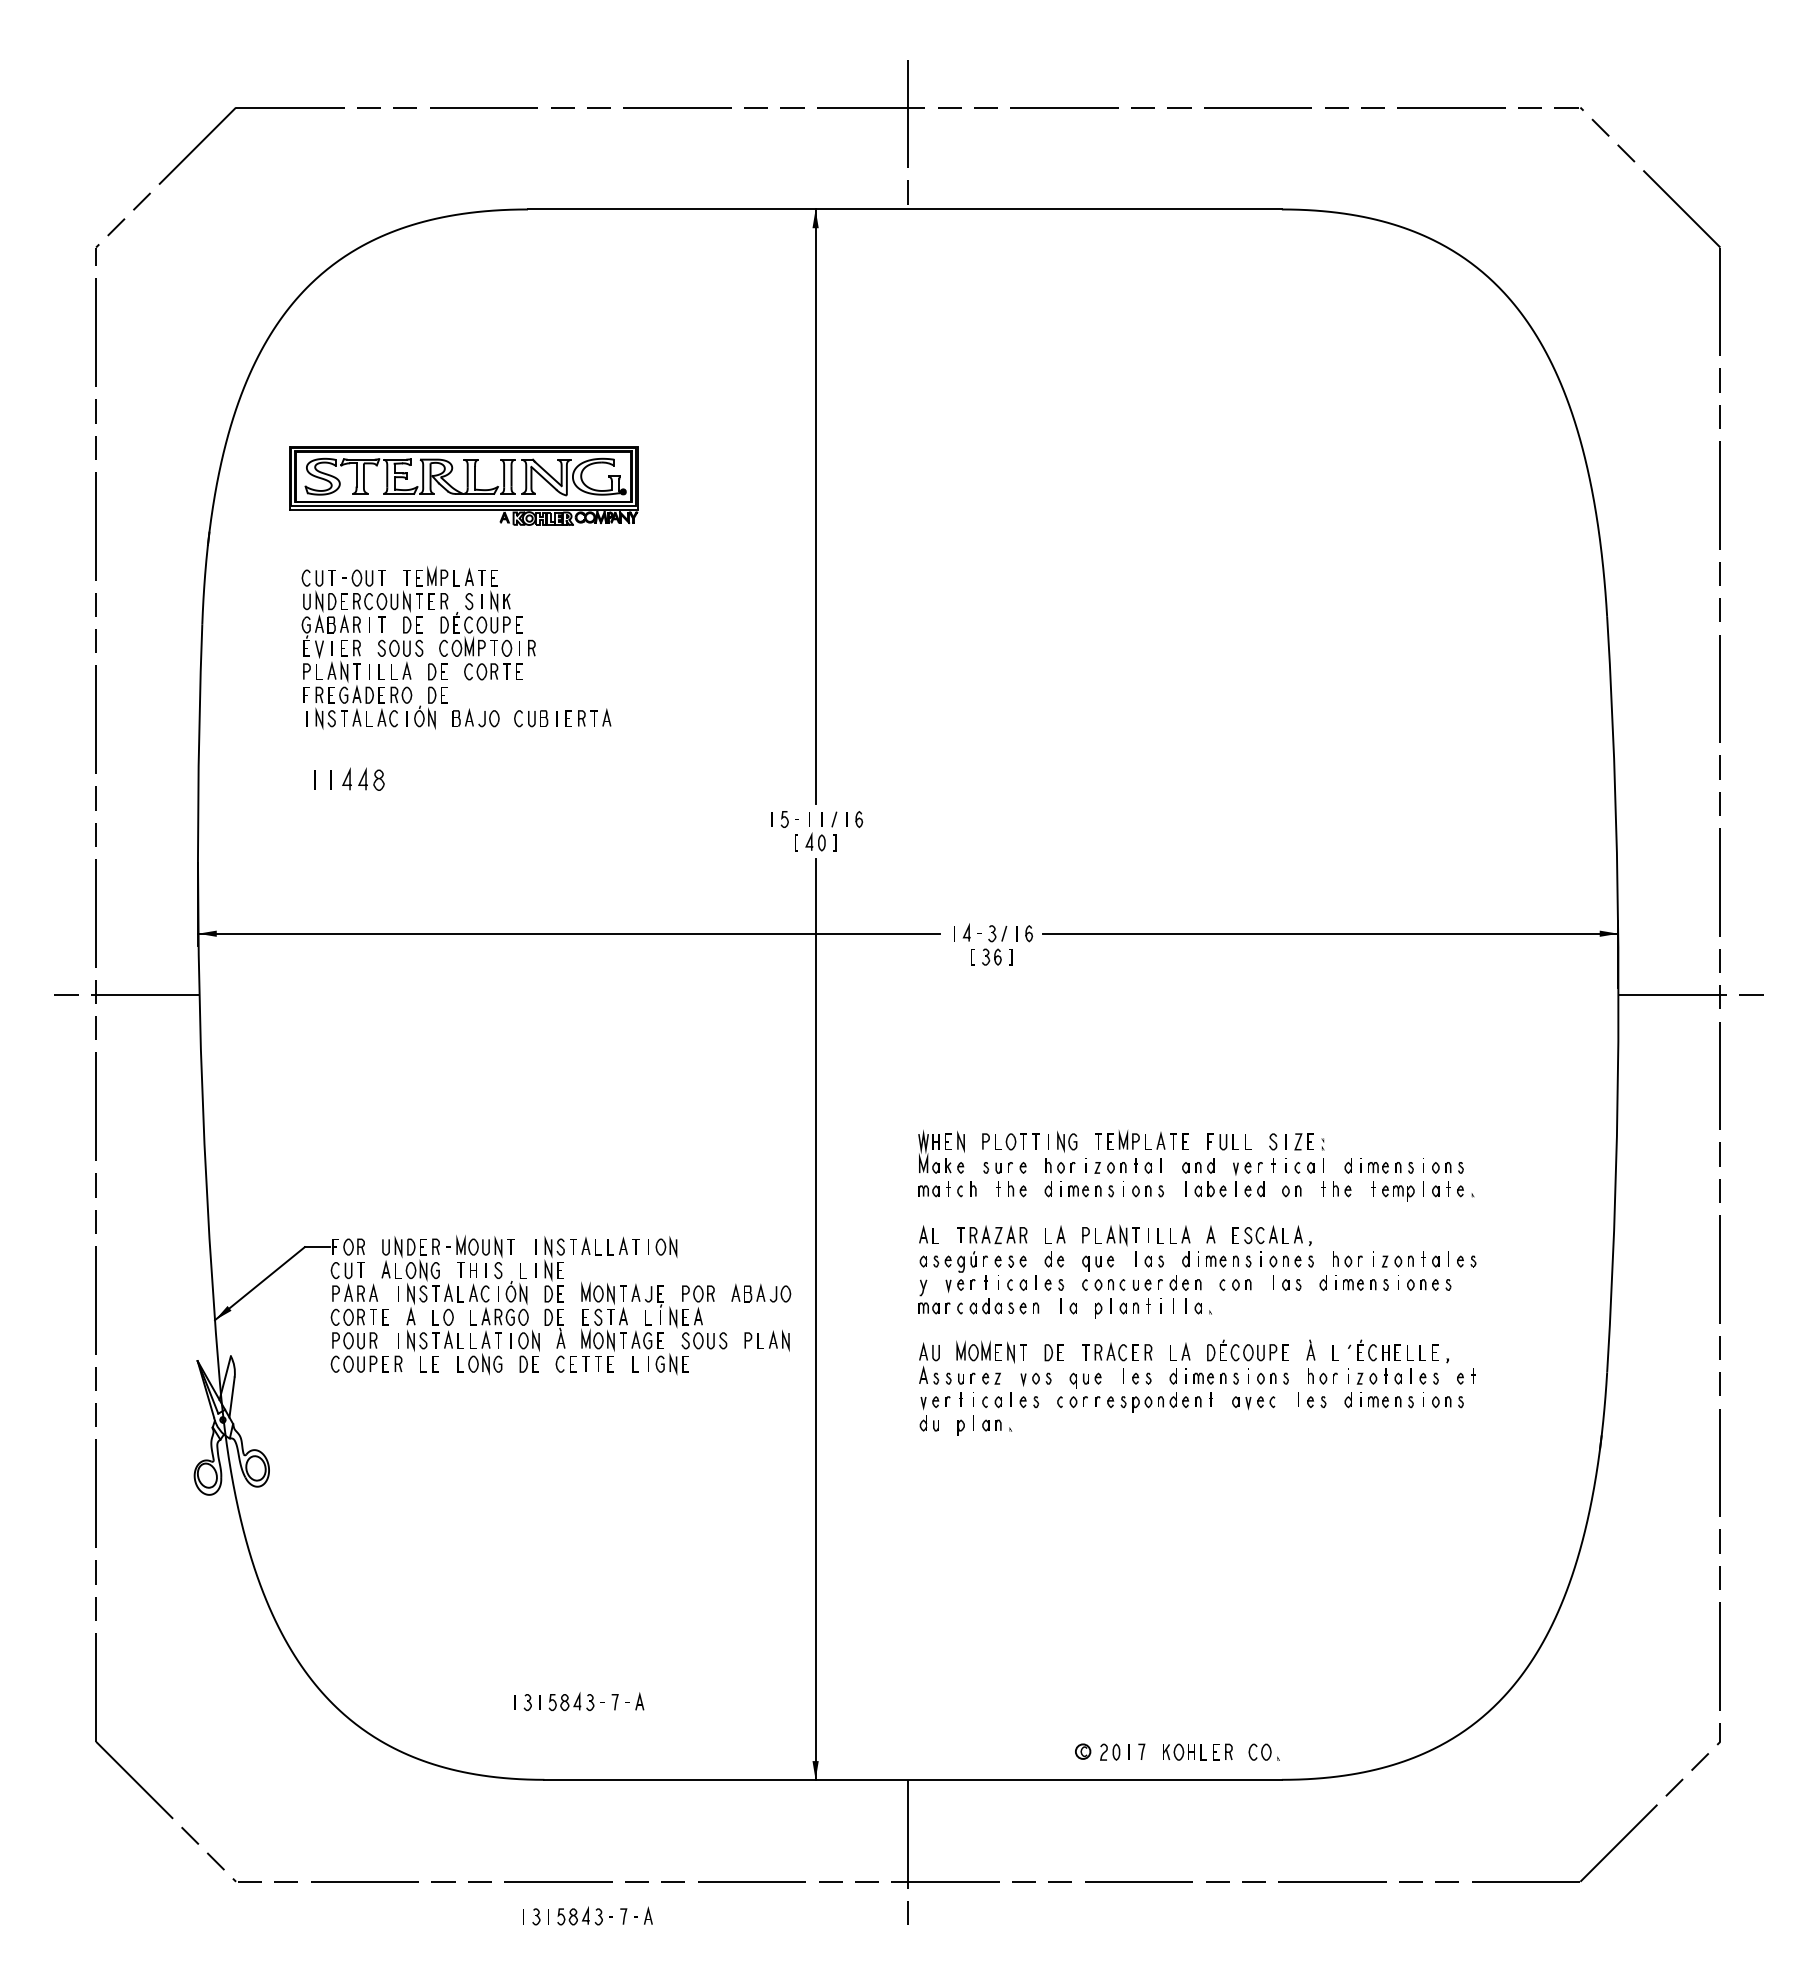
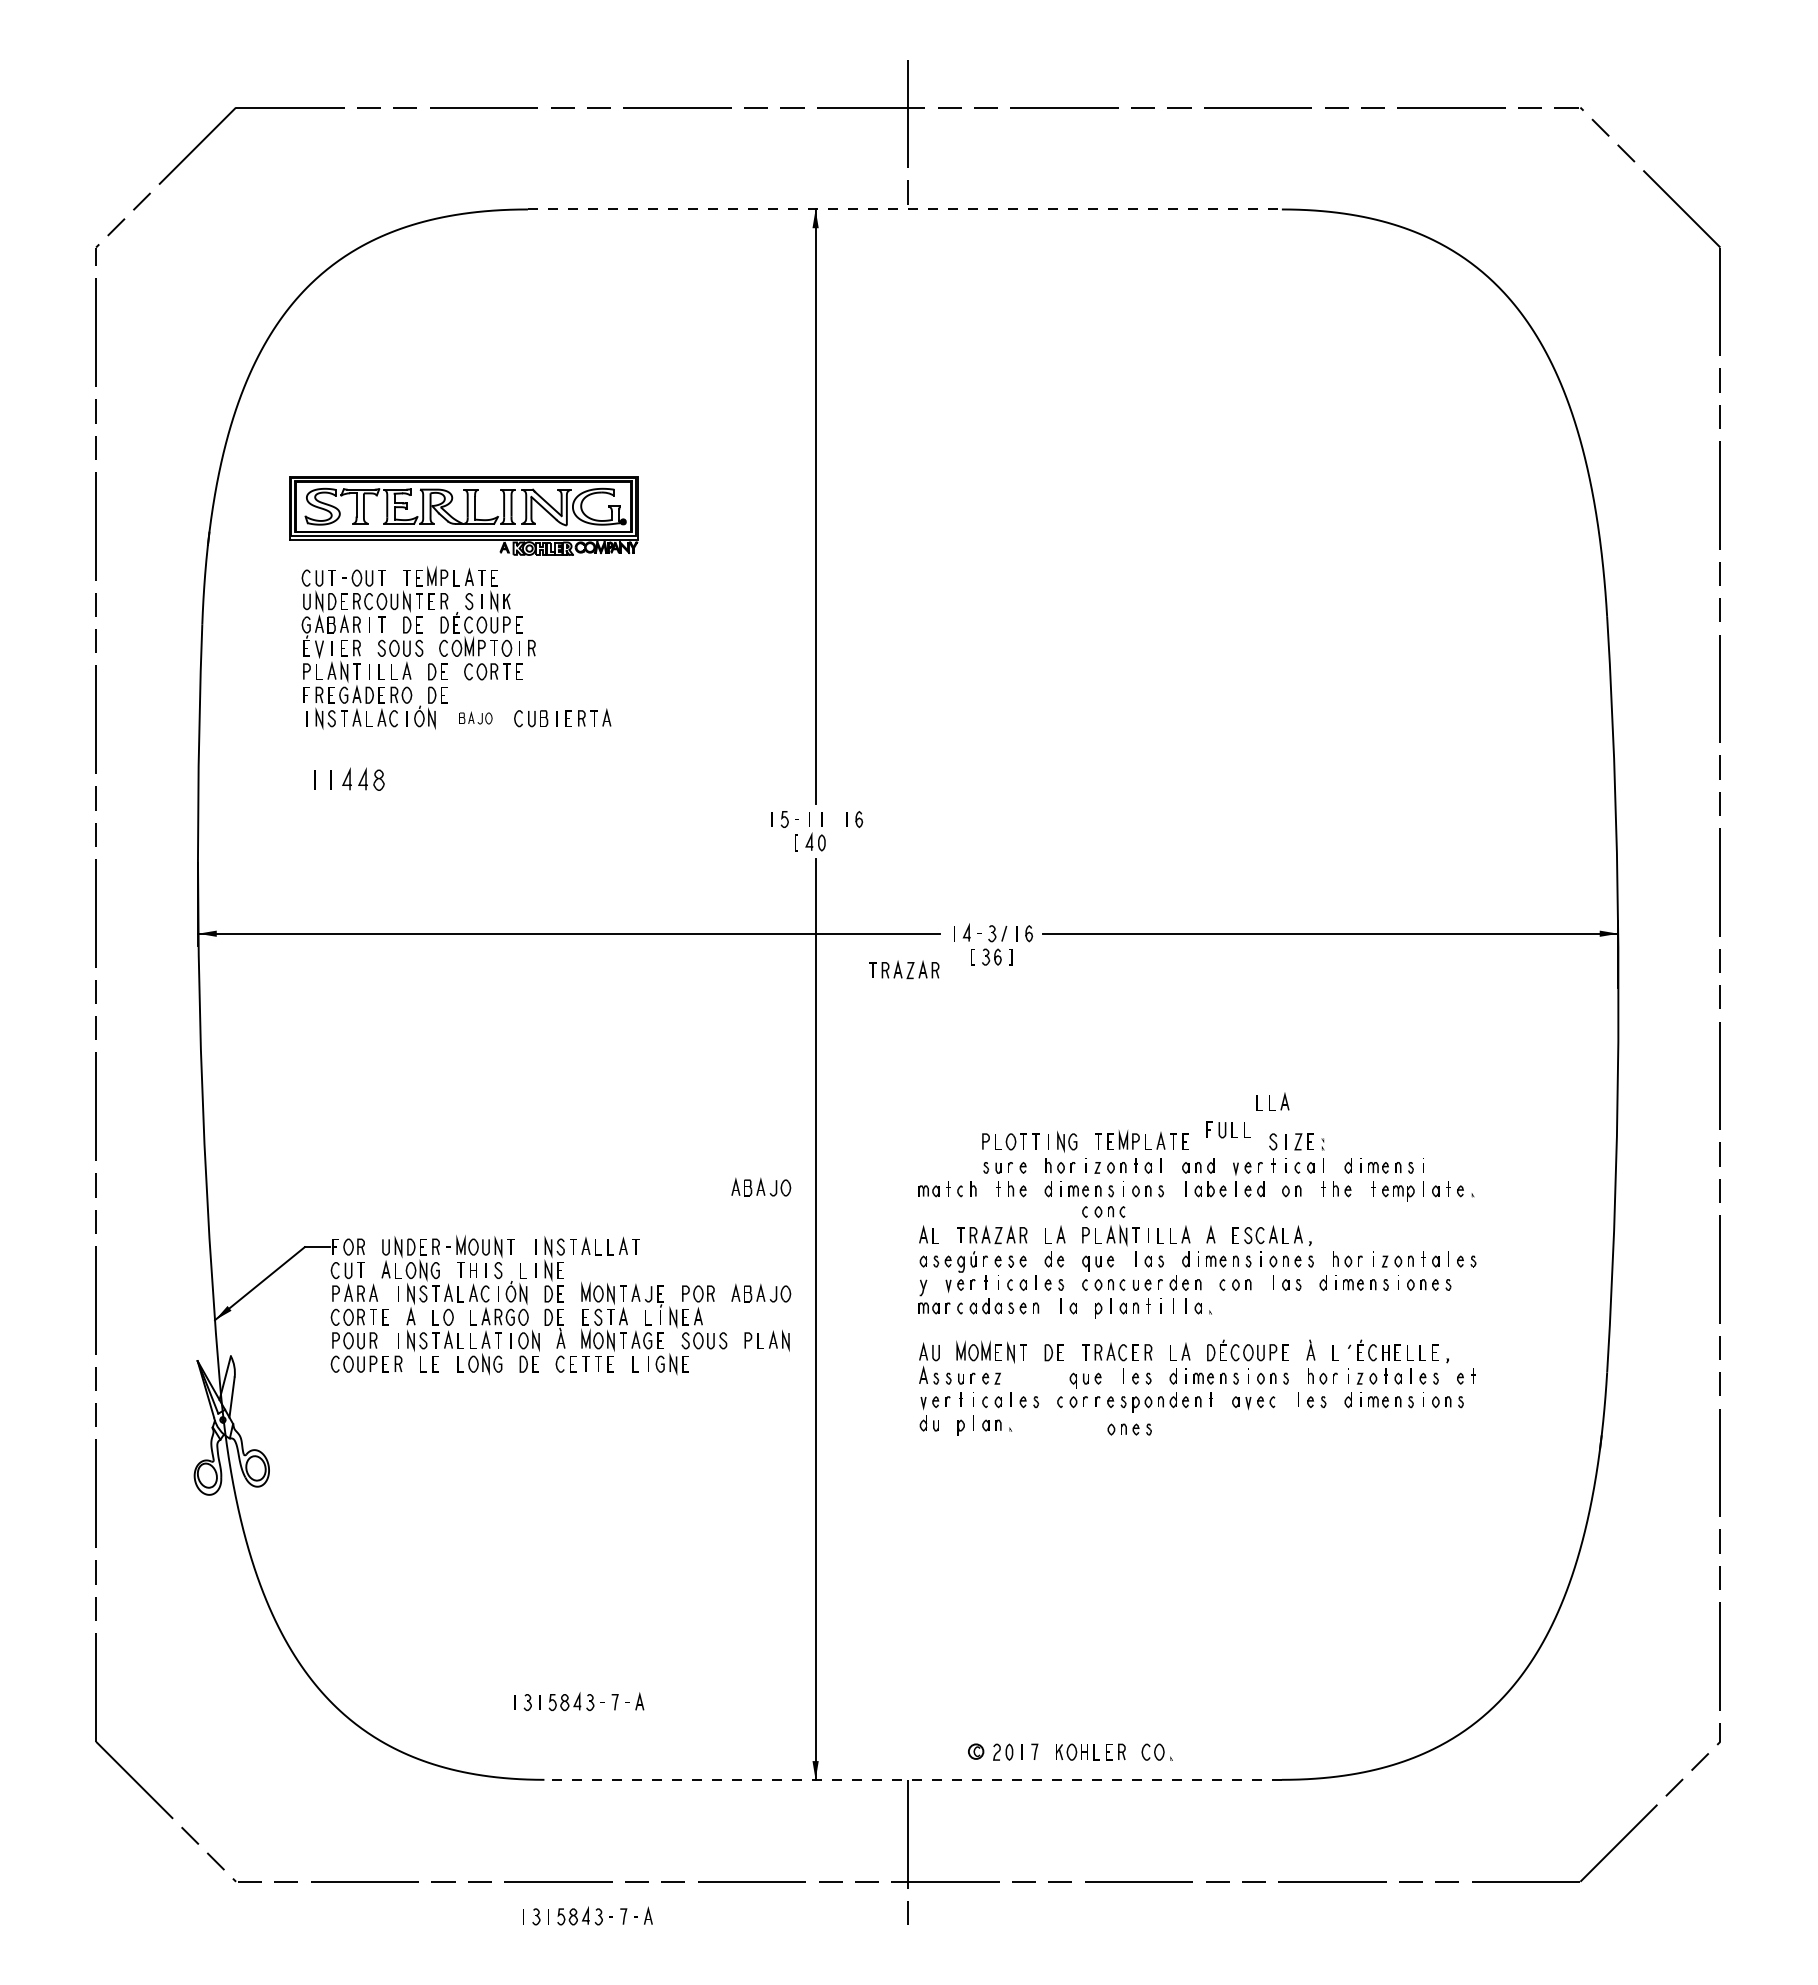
line: solid -> dashed (904, 209)
part position: (463, 485) -> (463, 515) (463, 515)
part size: 48x20 px -> 34x14 px (475, 717)
part: present -> none (834, 831)
part: none -> present (904, 969)
line: present -> none (124, 994)
line: present -> none (1693, 994)
part: none -> present (1272, 1101)
part position: (1229, 1141) -> (1228, 1129) (1228, 1129)
part: present -> none (941, 1151)
part: present -> none (1447, 1167)
part: none -> present (761, 1186)
part: none -> present (1103, 1211)
part: present -> none (662, 1247)
part: present -> none (1035, 1379)
part: none -> present (1129, 1429)
part position: (1177, 1751) -> (1070, 1751) (1070, 1751)
line: solid -> dashed (913, 1779)
